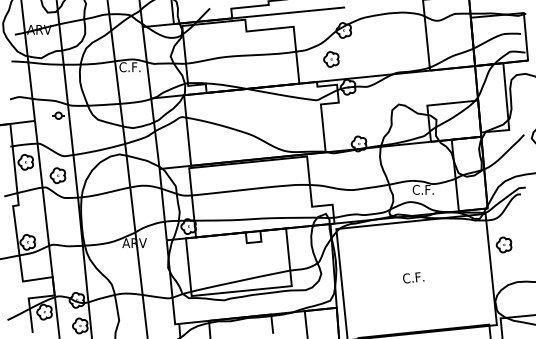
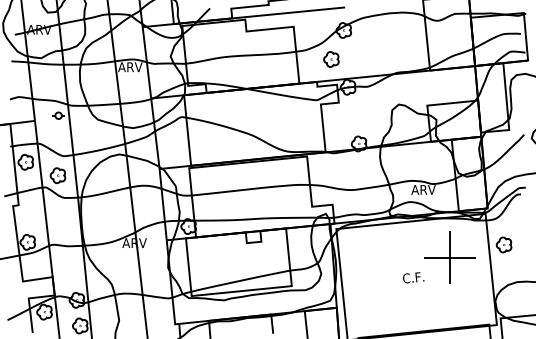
text: C.F. -> ARV (130, 67)
text: C.F. -> ARV (423, 189)
part: none -> present (449, 257)
